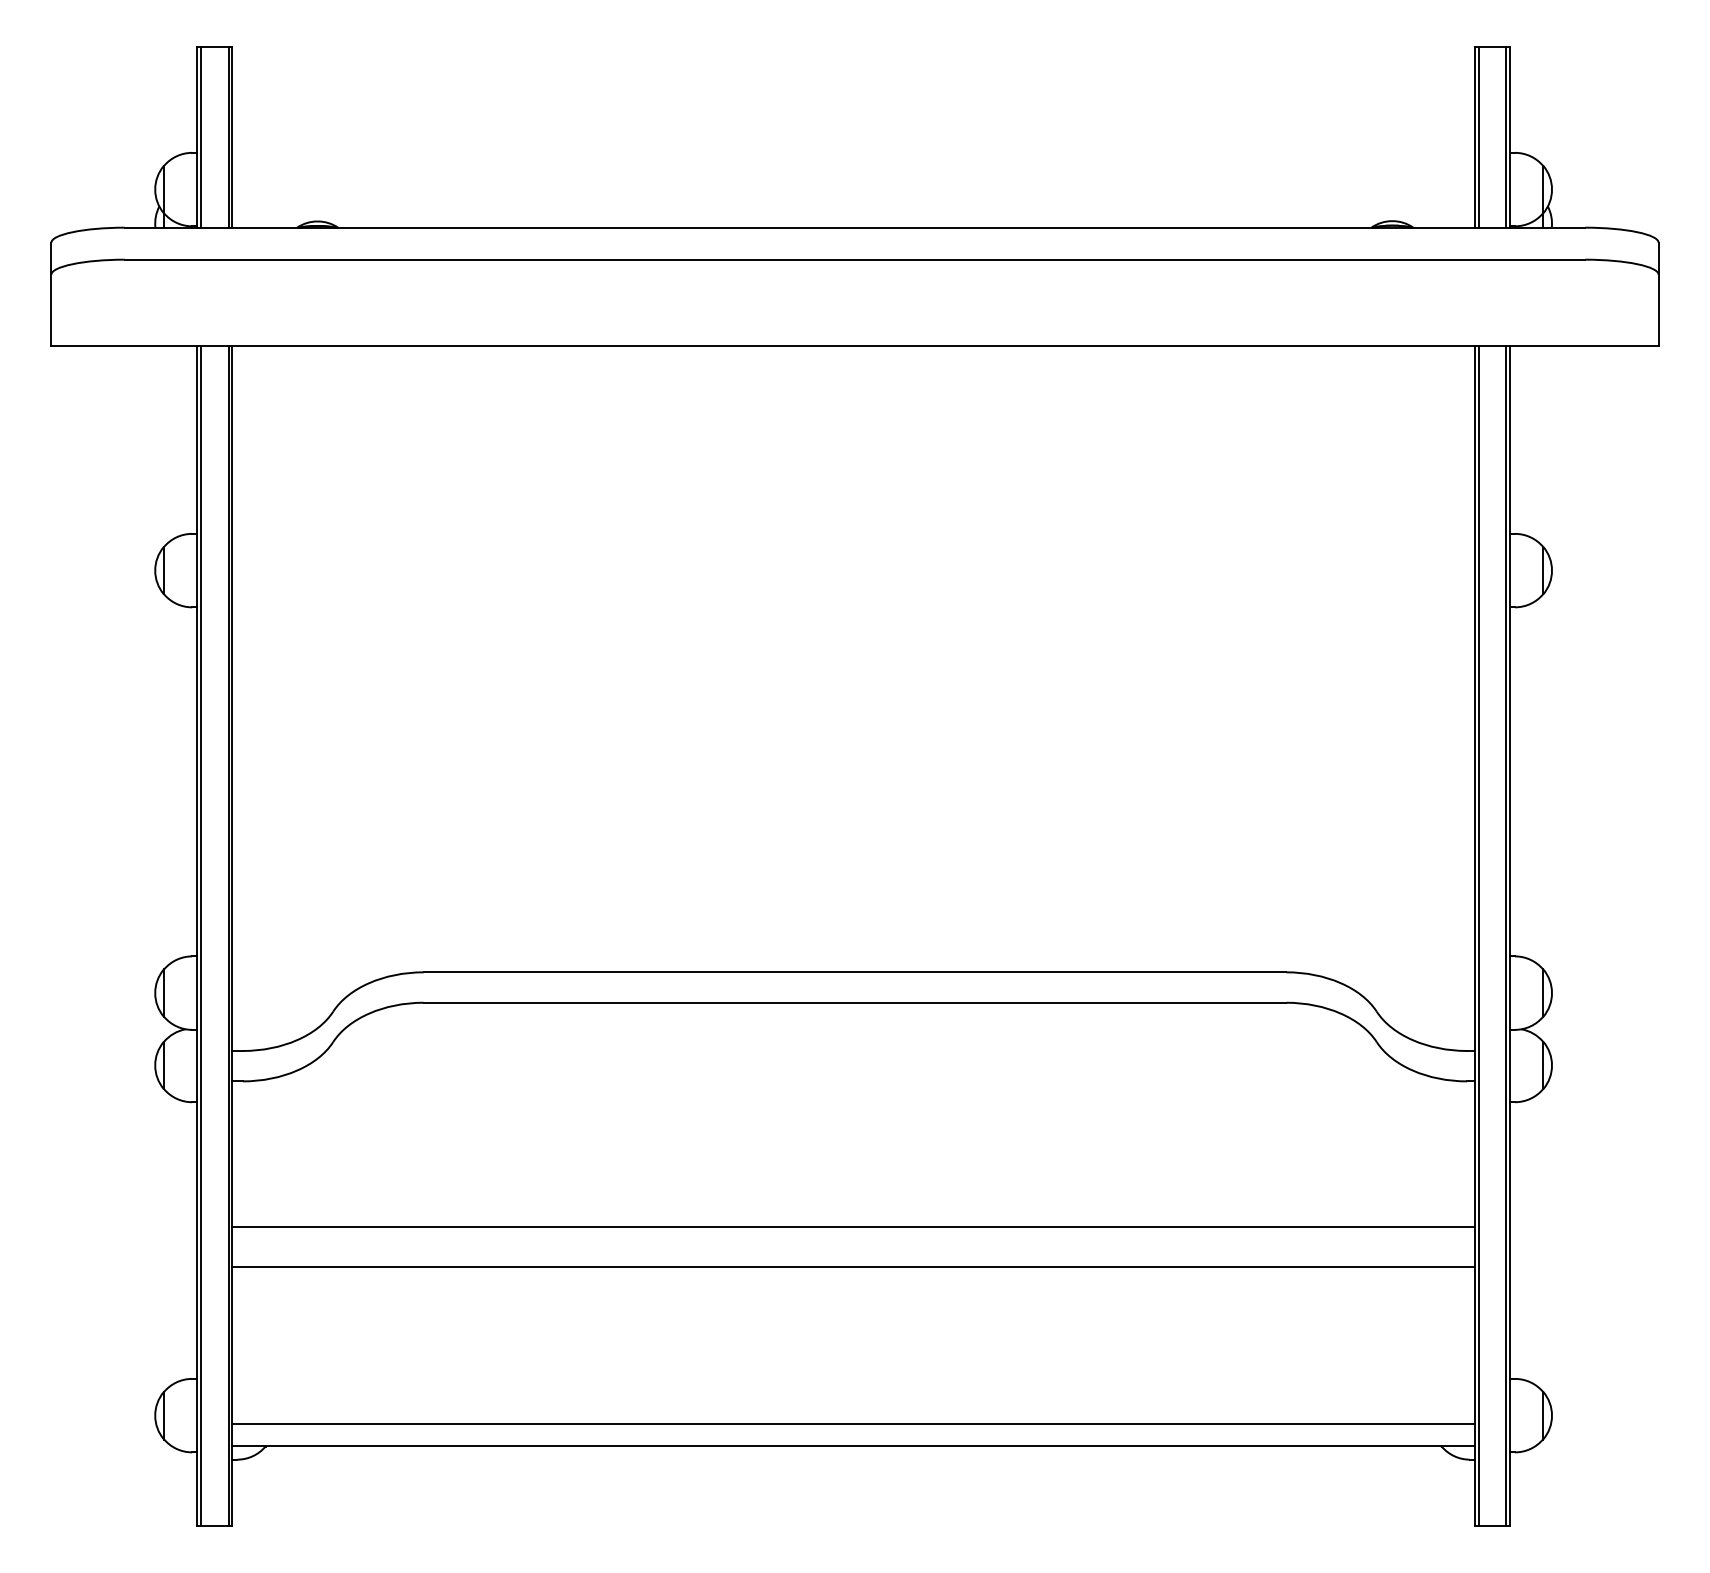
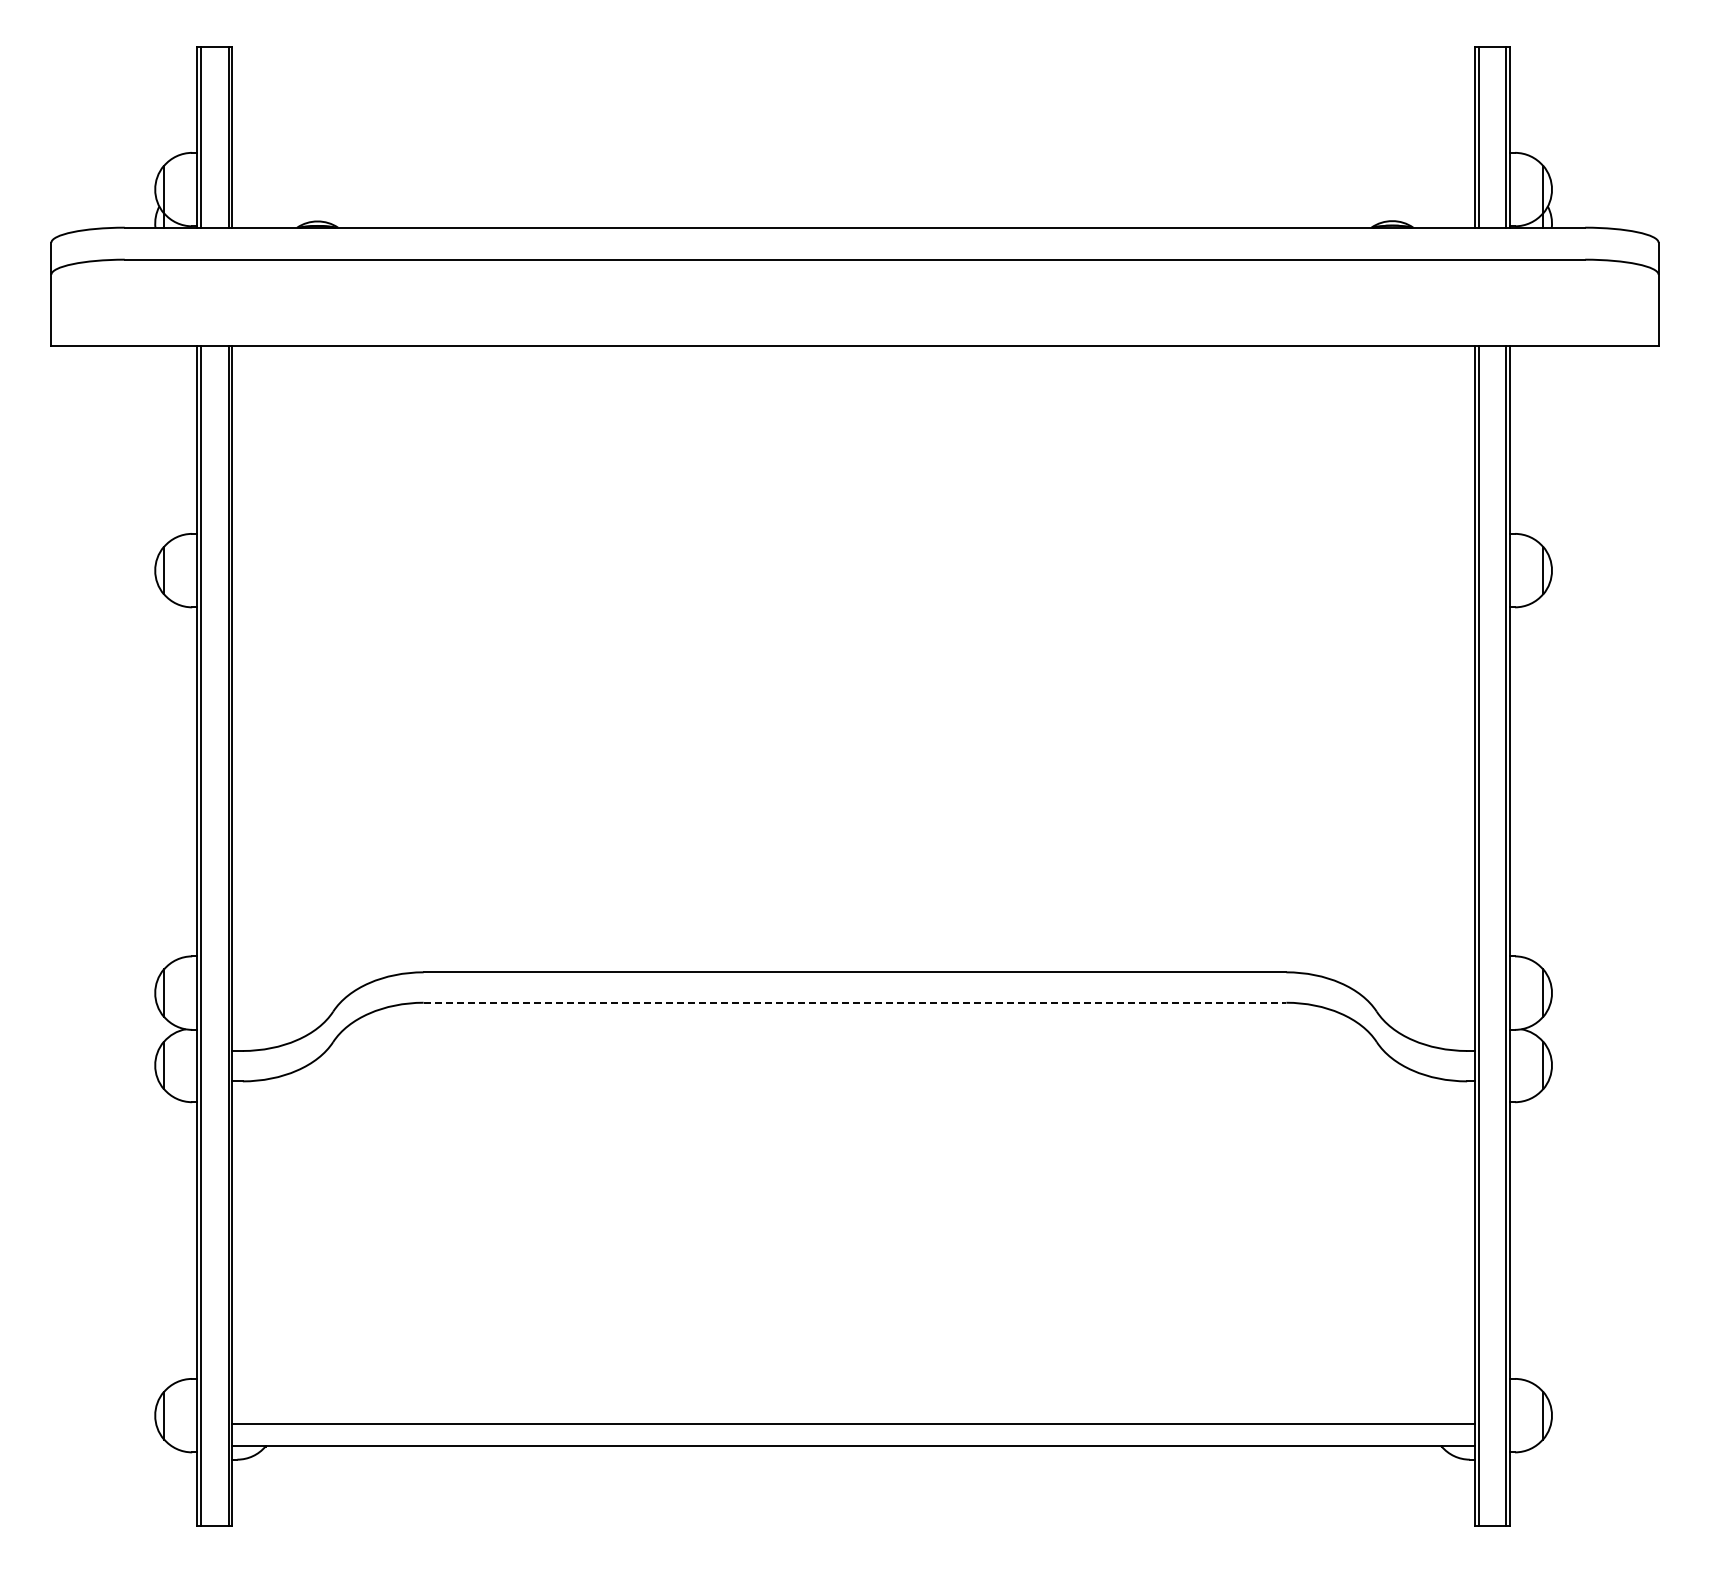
line: solid -> dashed (855, 1002)
line: present -> none (853, 1226)
line: present -> none (853, 1266)
